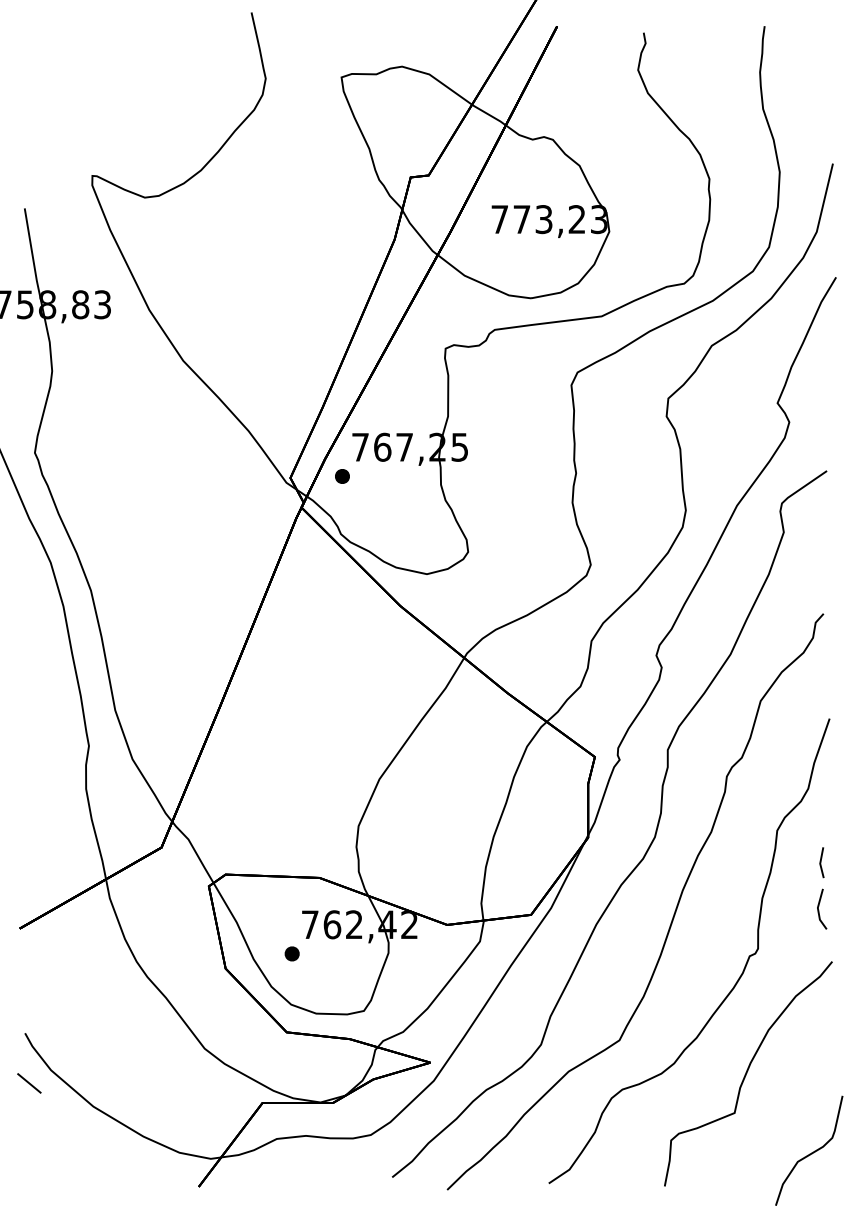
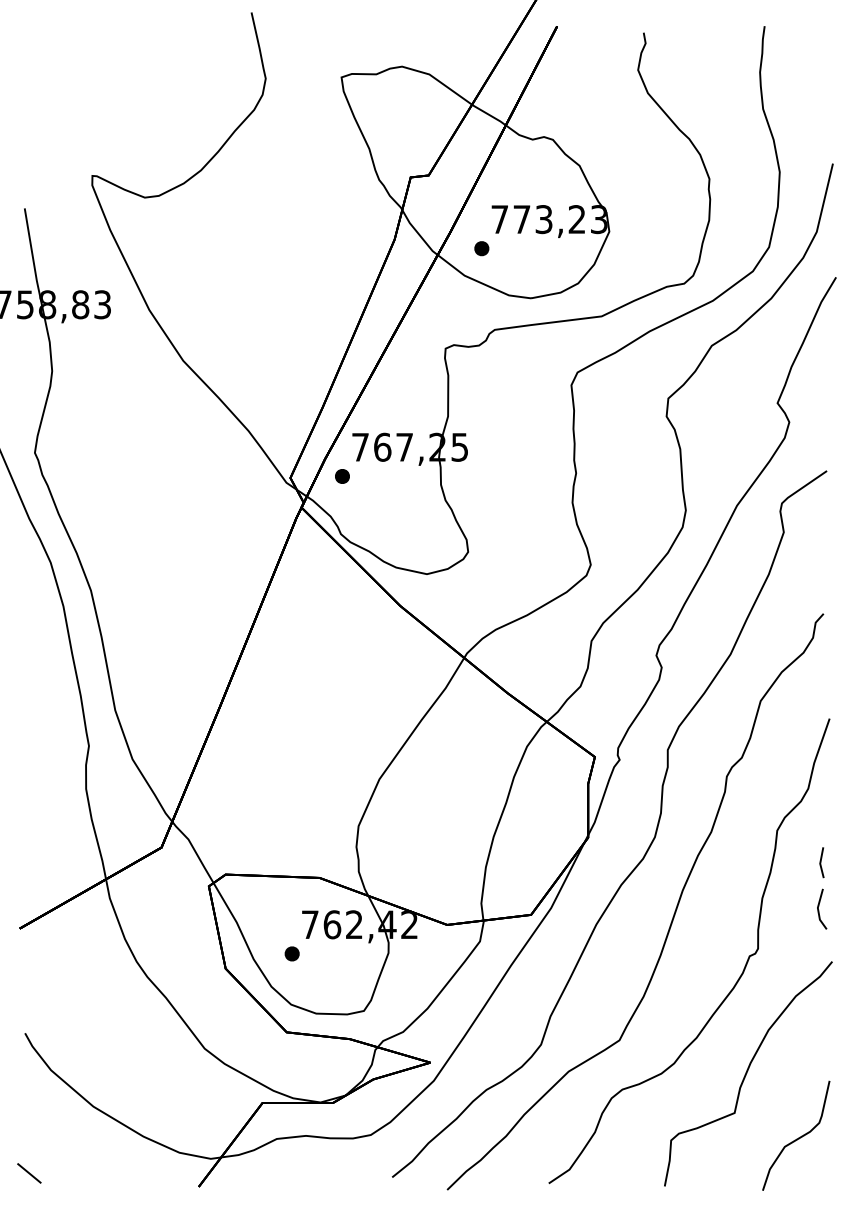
part: none -> present (481, 248)
line position: (29, 1083) -> (29, 1173) (29, 1173)
part position: (809, 1150) -> (796, 1135) (796, 1135)
